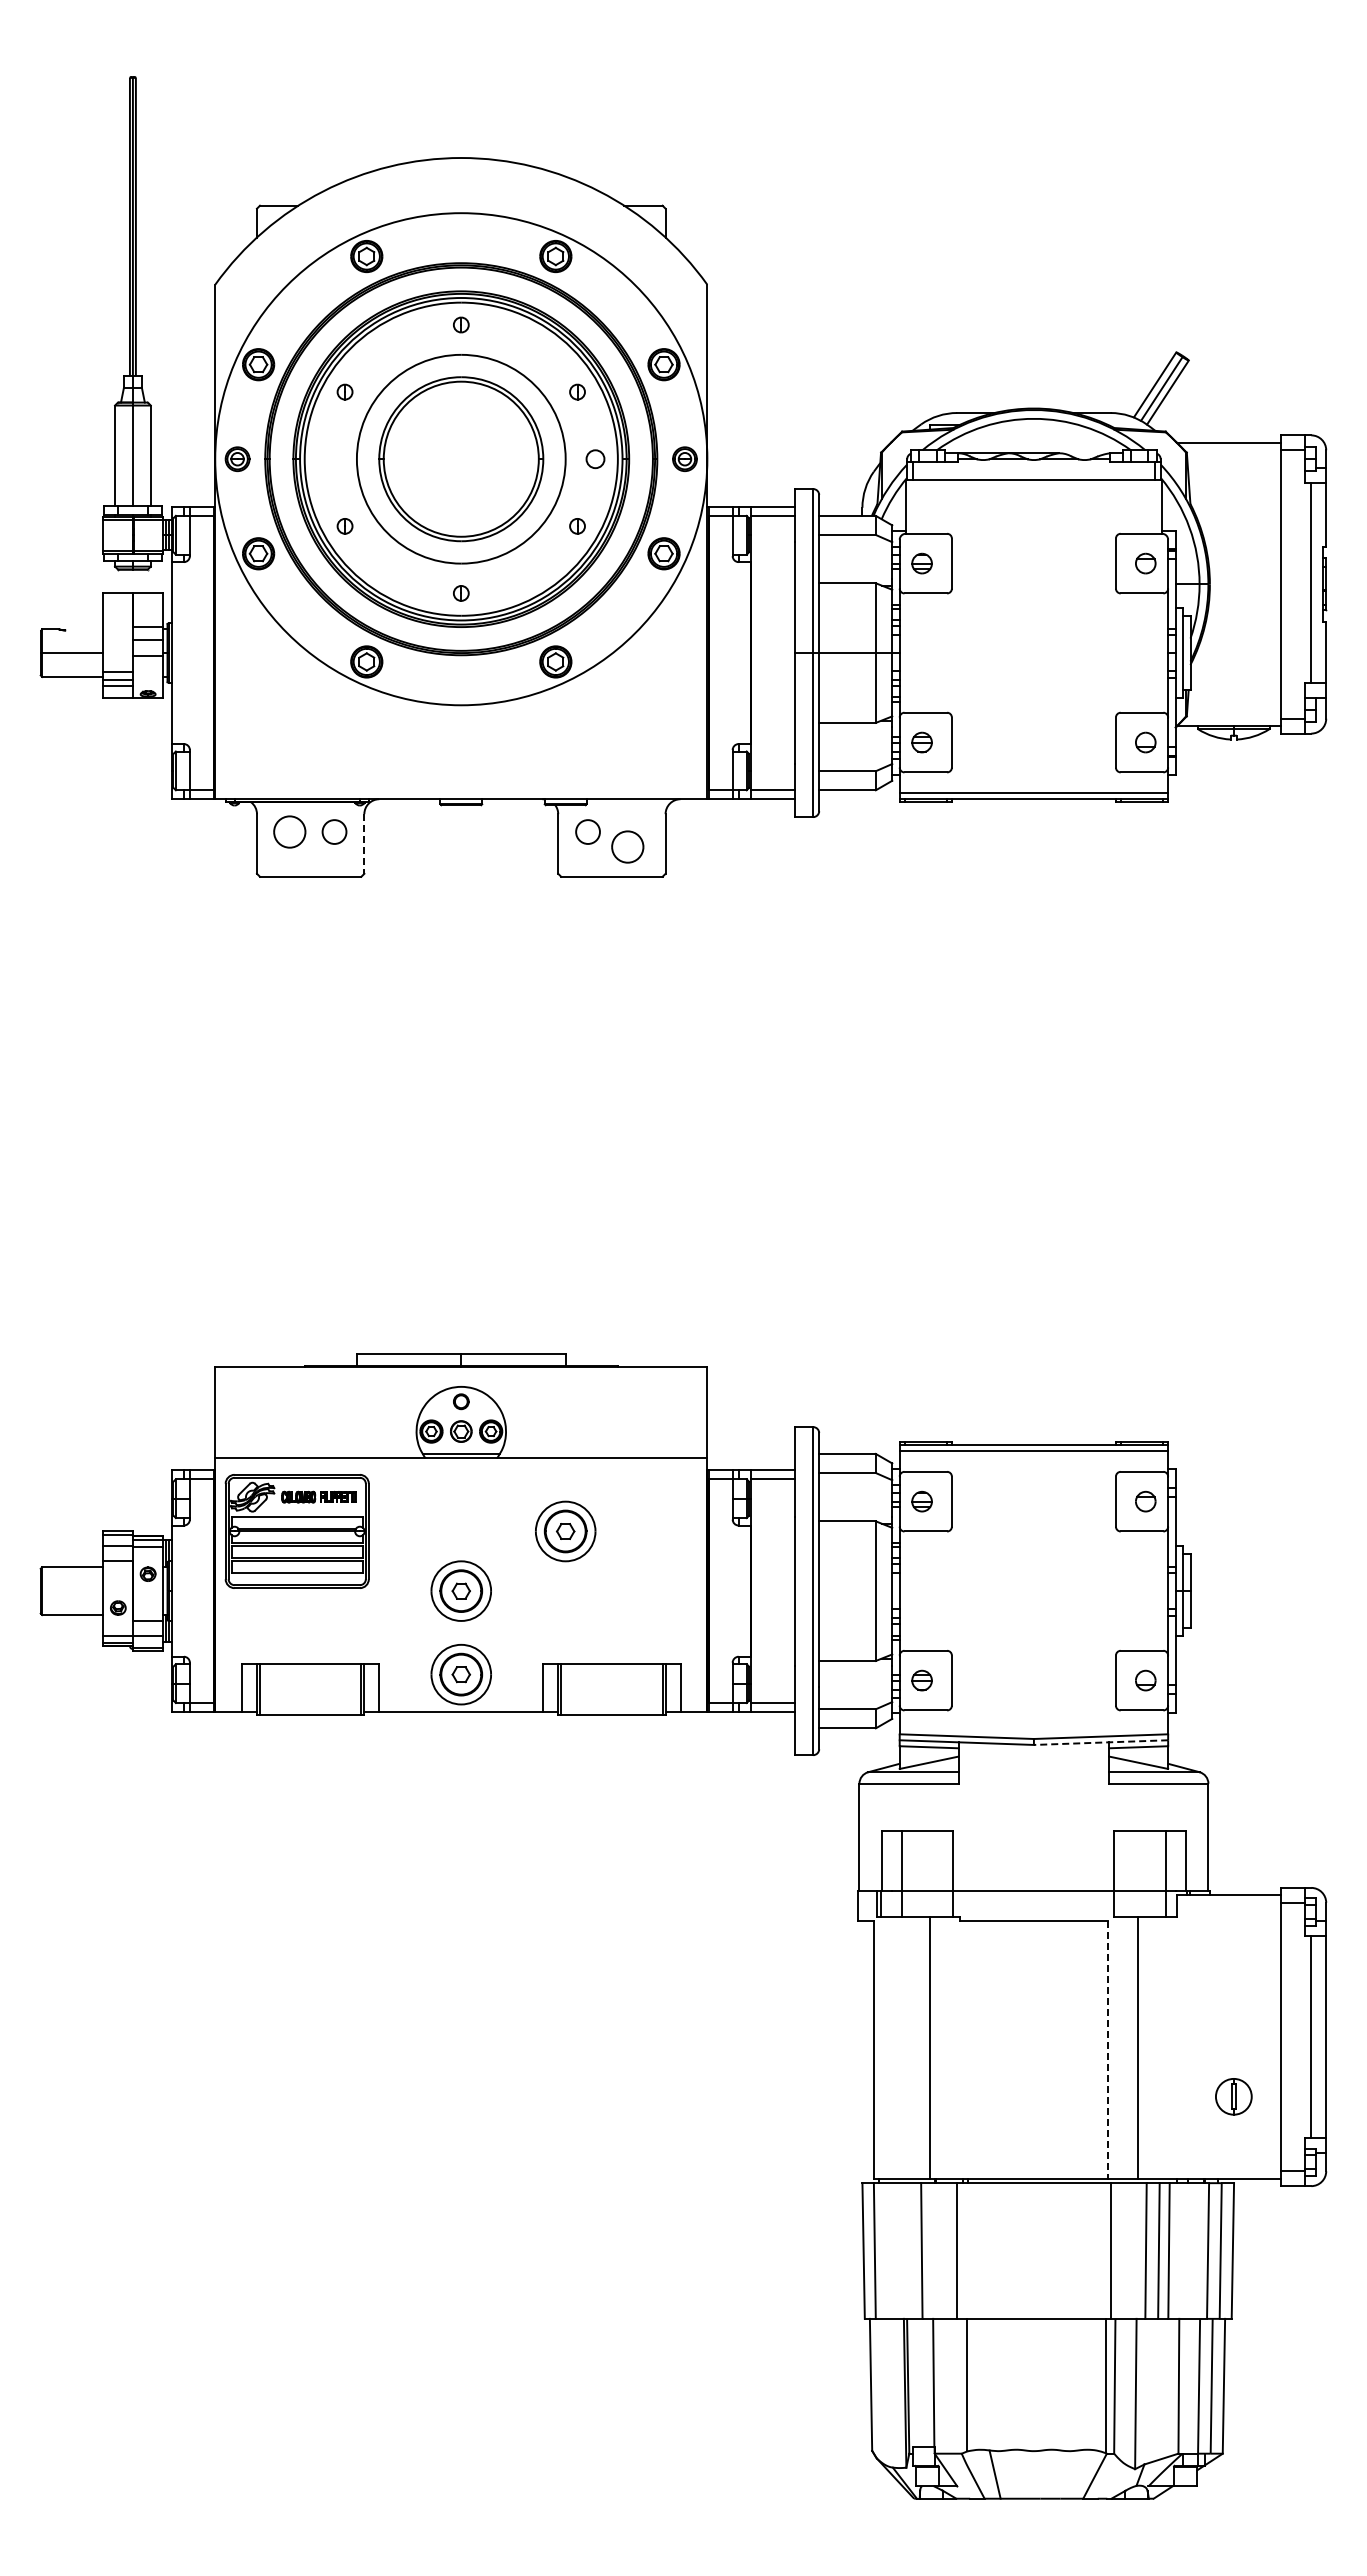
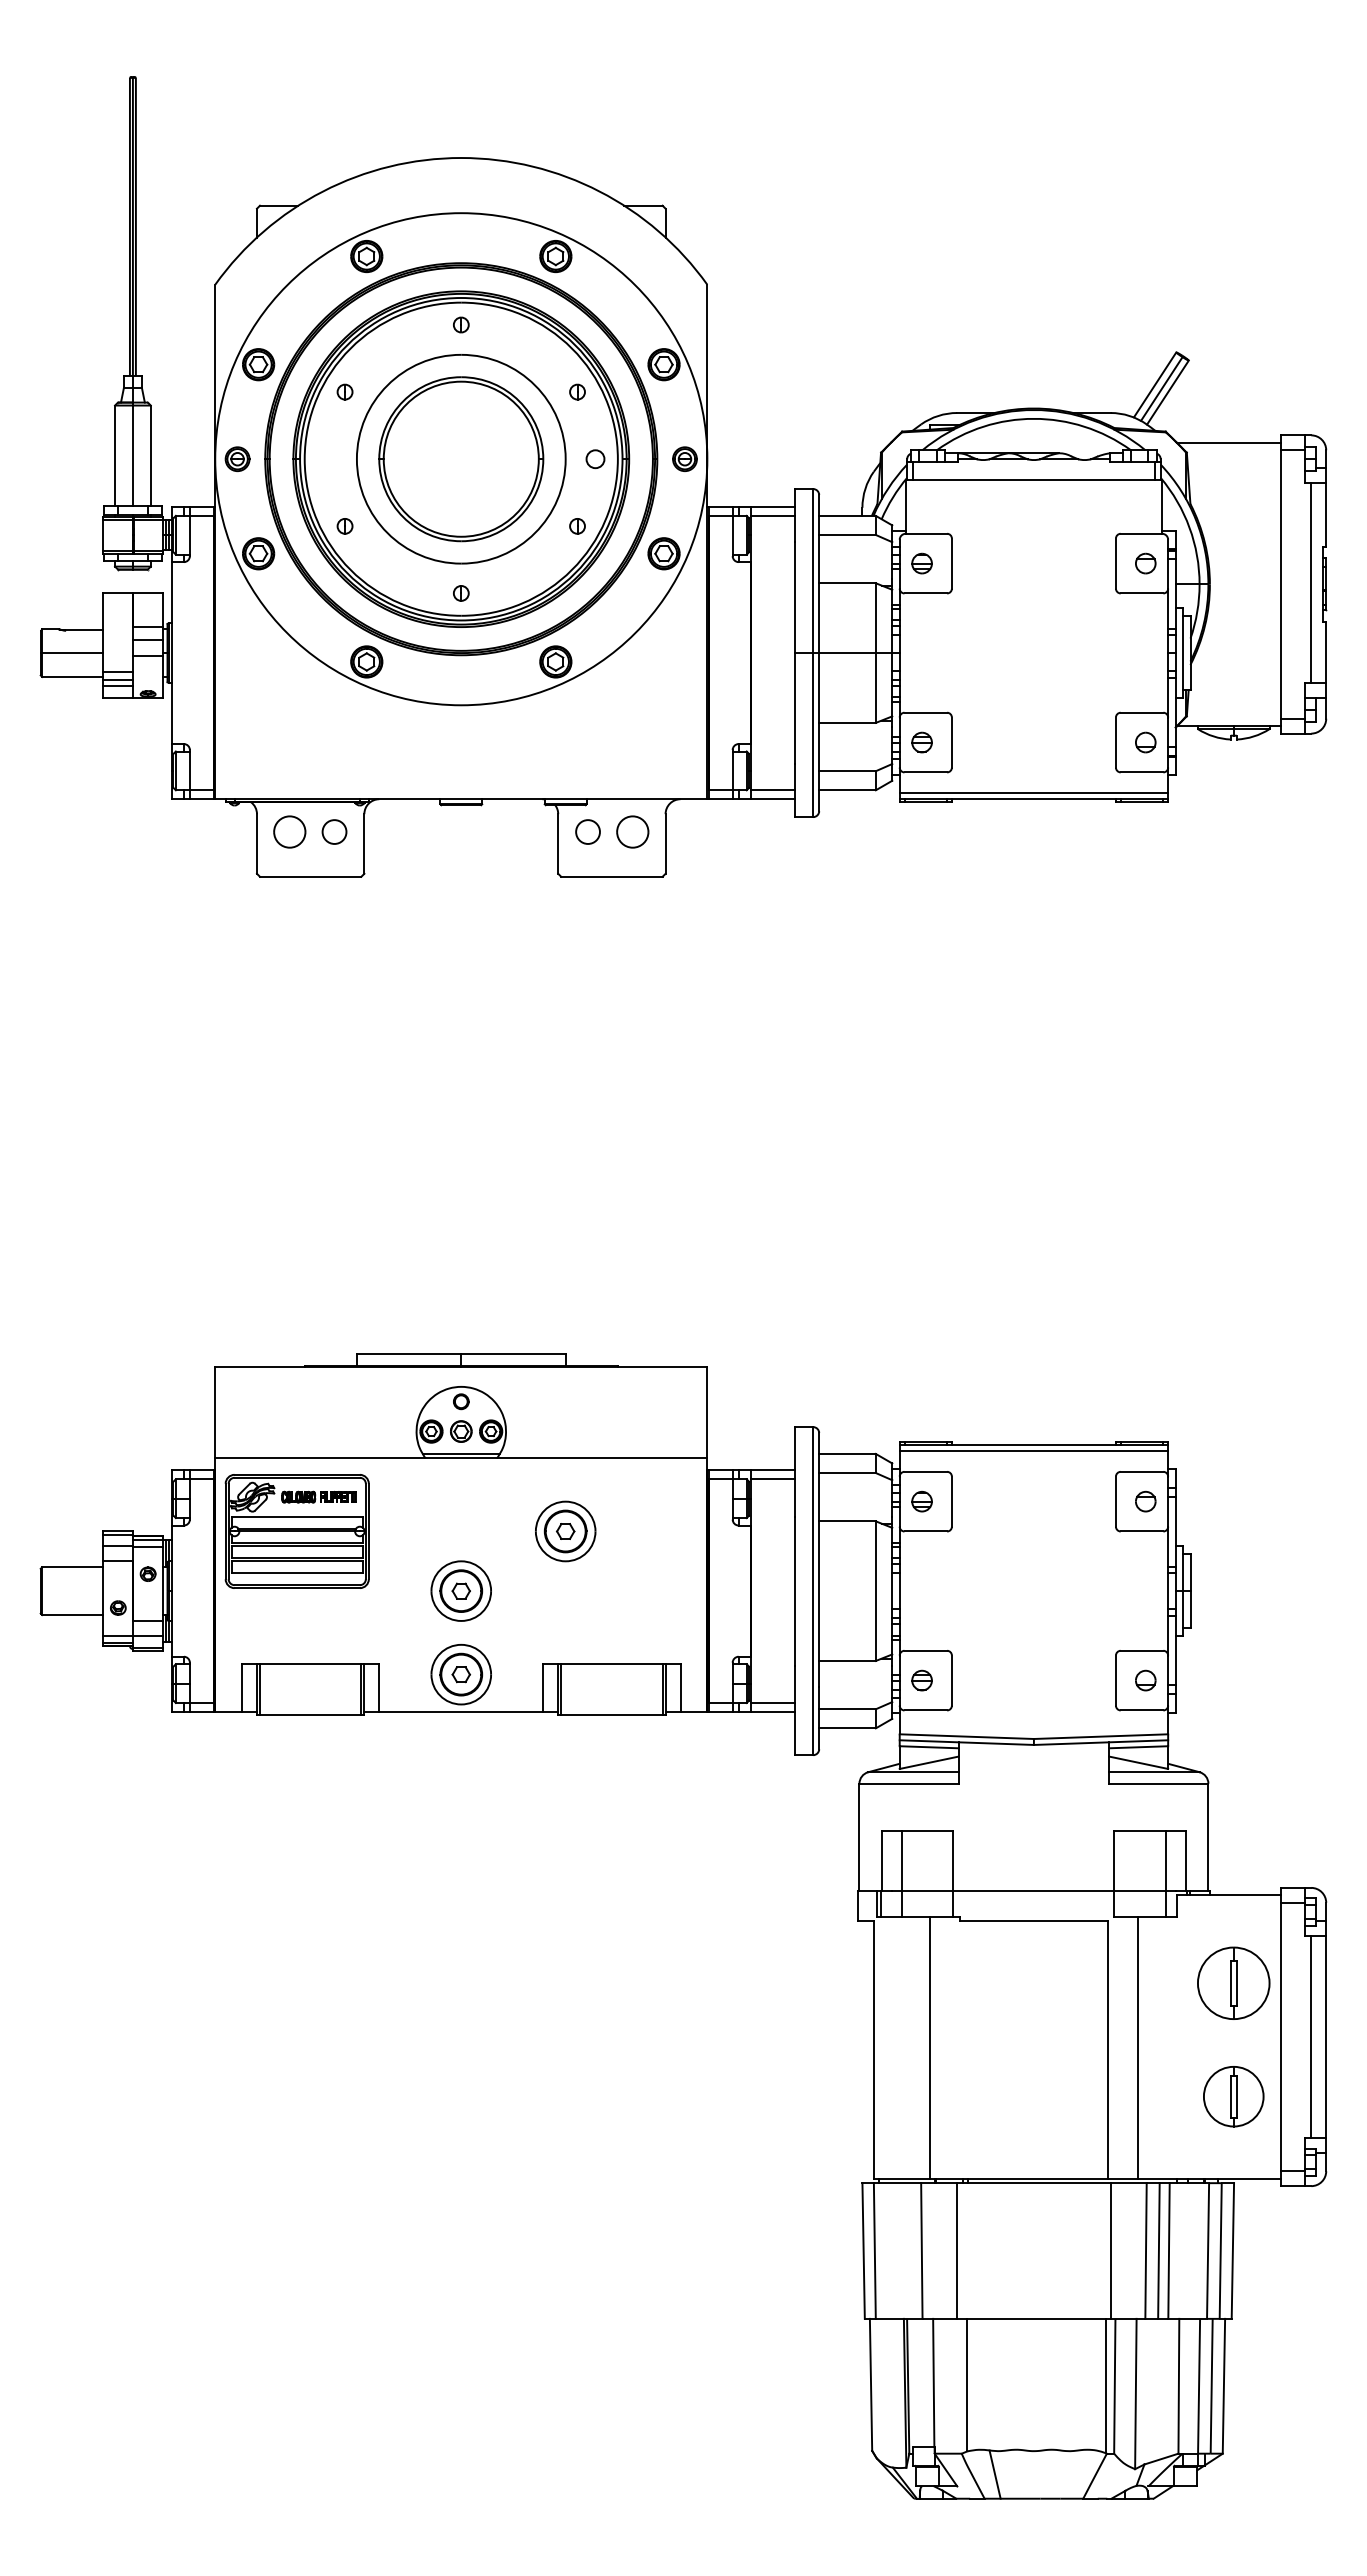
line: none -> present (84, 630)
line: dashed -> solid (364, 843)
part position: (627, 846) -> (632, 831) (632, 831)
line: dashed -> solid (1100, 1742)
part: none -> present (1233, 1982)
line: dashed -> solid (1108, 2049)
part size: 38x38 px -> 62x62 px (1233, 2096)
